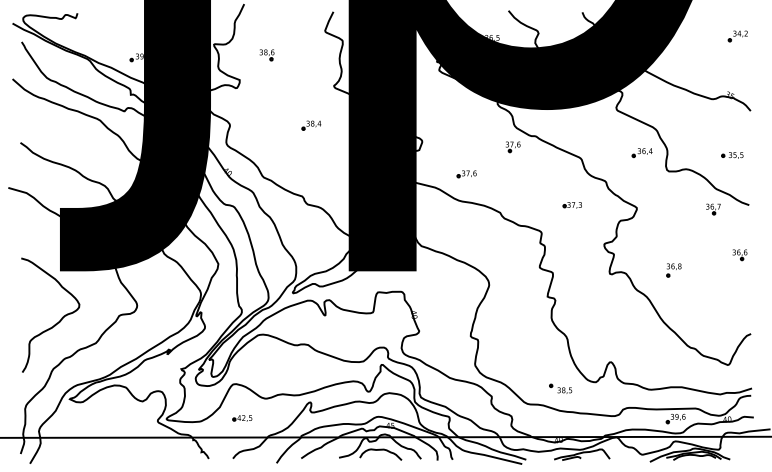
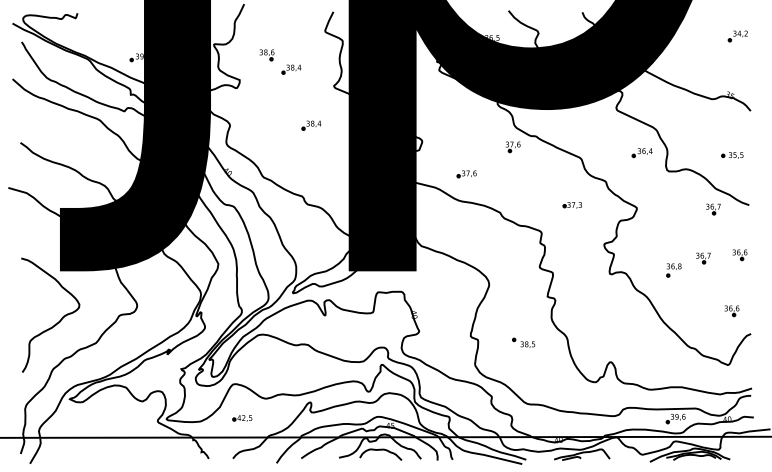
part: none -> present (291, 69)
part: none -> present (703, 258)
part: none -> present (731, 311)
part position: (560, 388) -> (523, 342) (523, 342)
